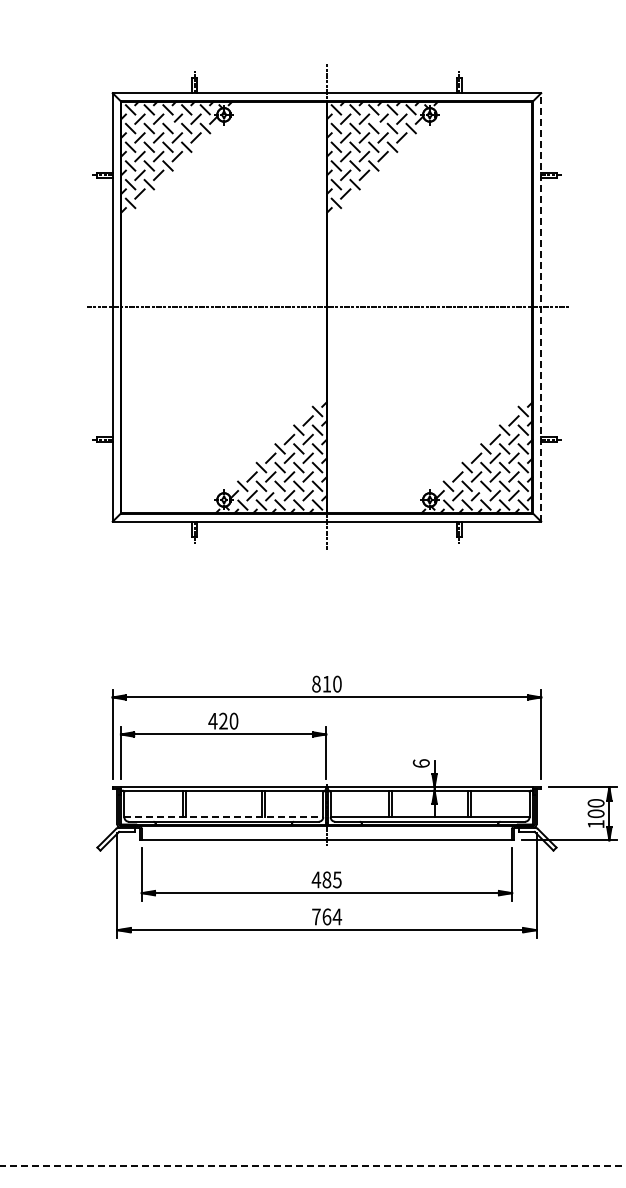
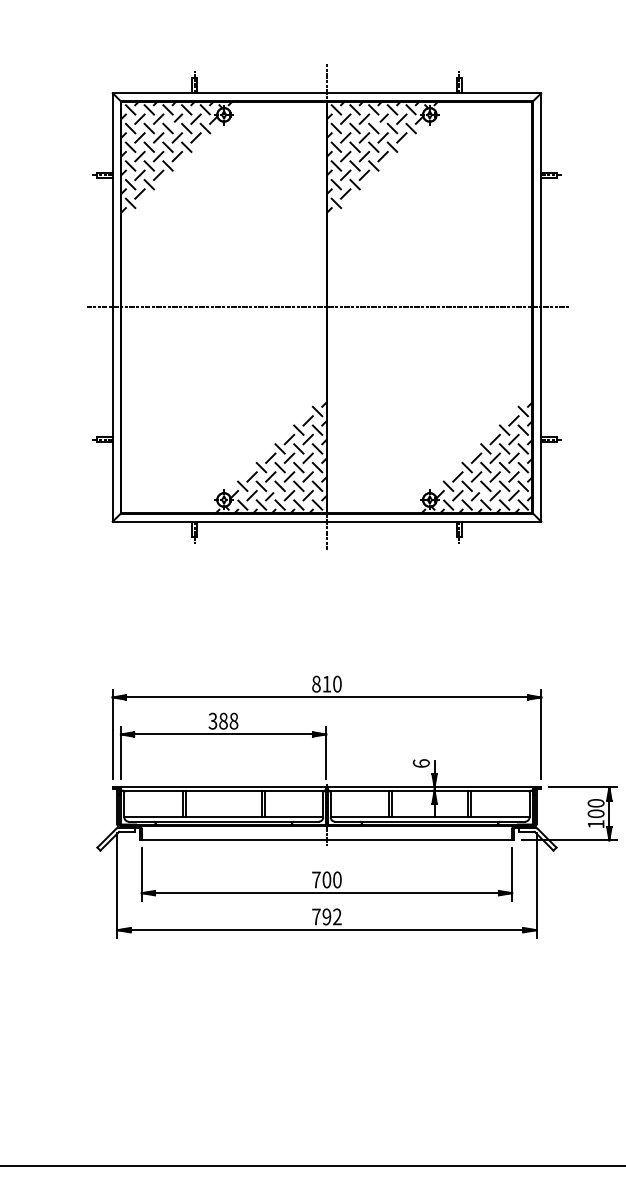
line: dashed -> solid (541, 306)
text: 420 -> 388 (223, 720)
line: dashed -> solid (224, 816)
text: 485 -> 700 (326, 879)
text: 764 -> 792 (332, 916)
line: dashed -> solid (313, 1166)
